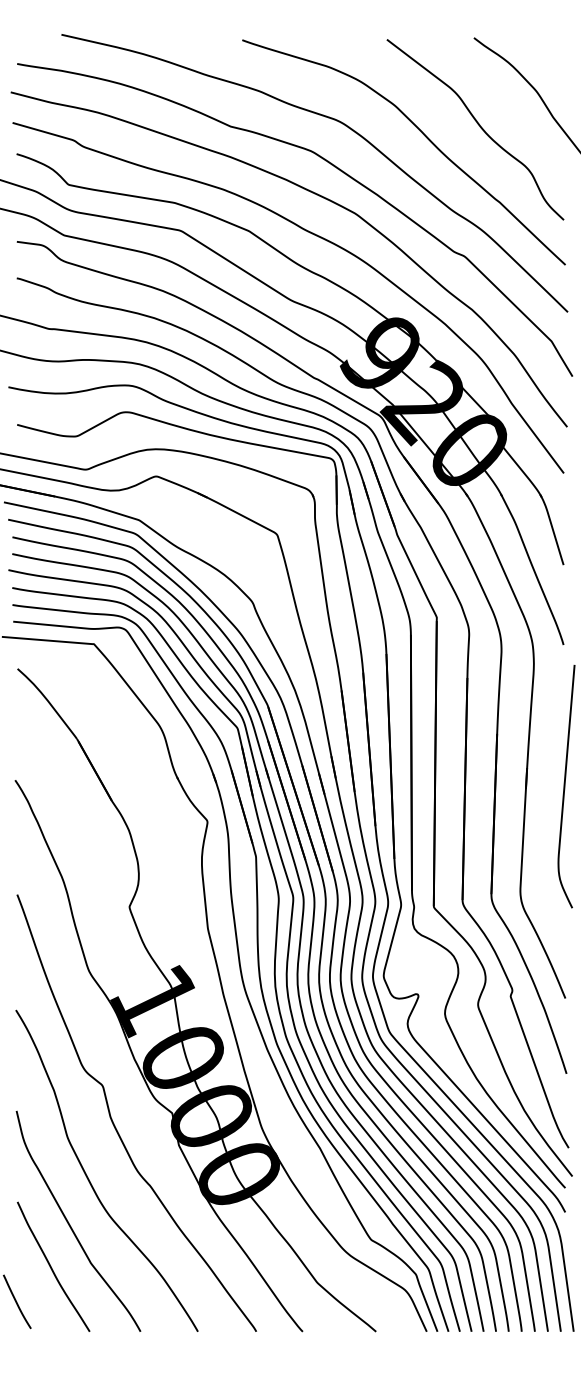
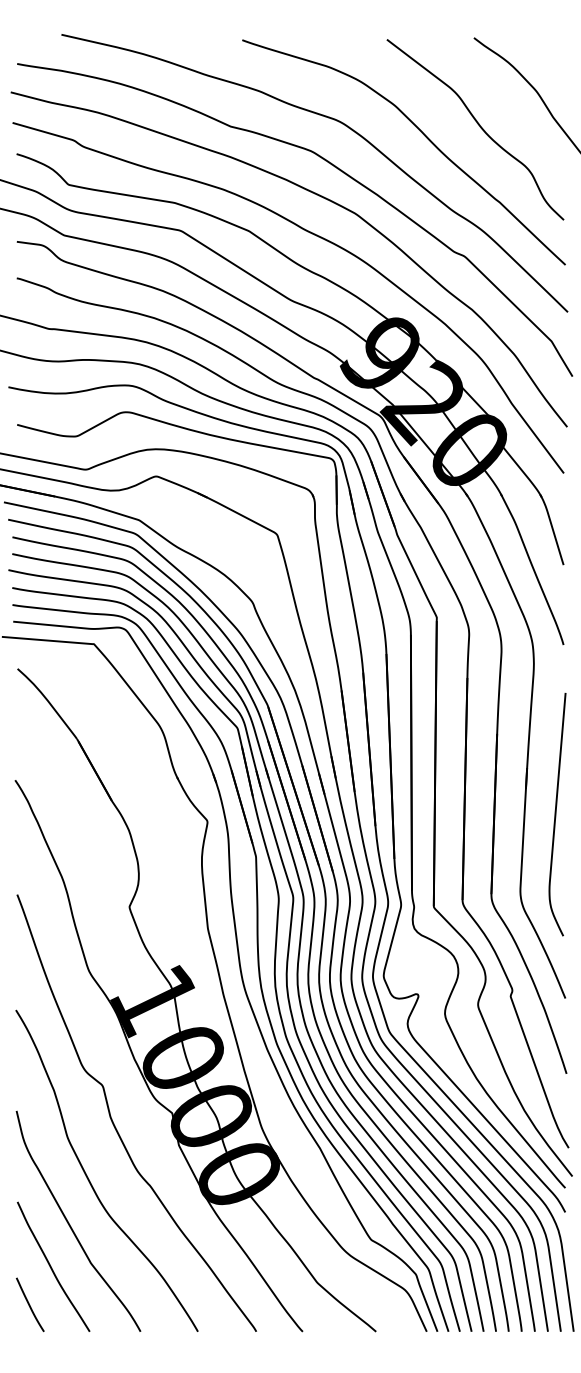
curve position: (565, 786) -> (556, 814) (556, 814)
curve position: (17, 1301) -> (30, 1304) (30, 1304)
